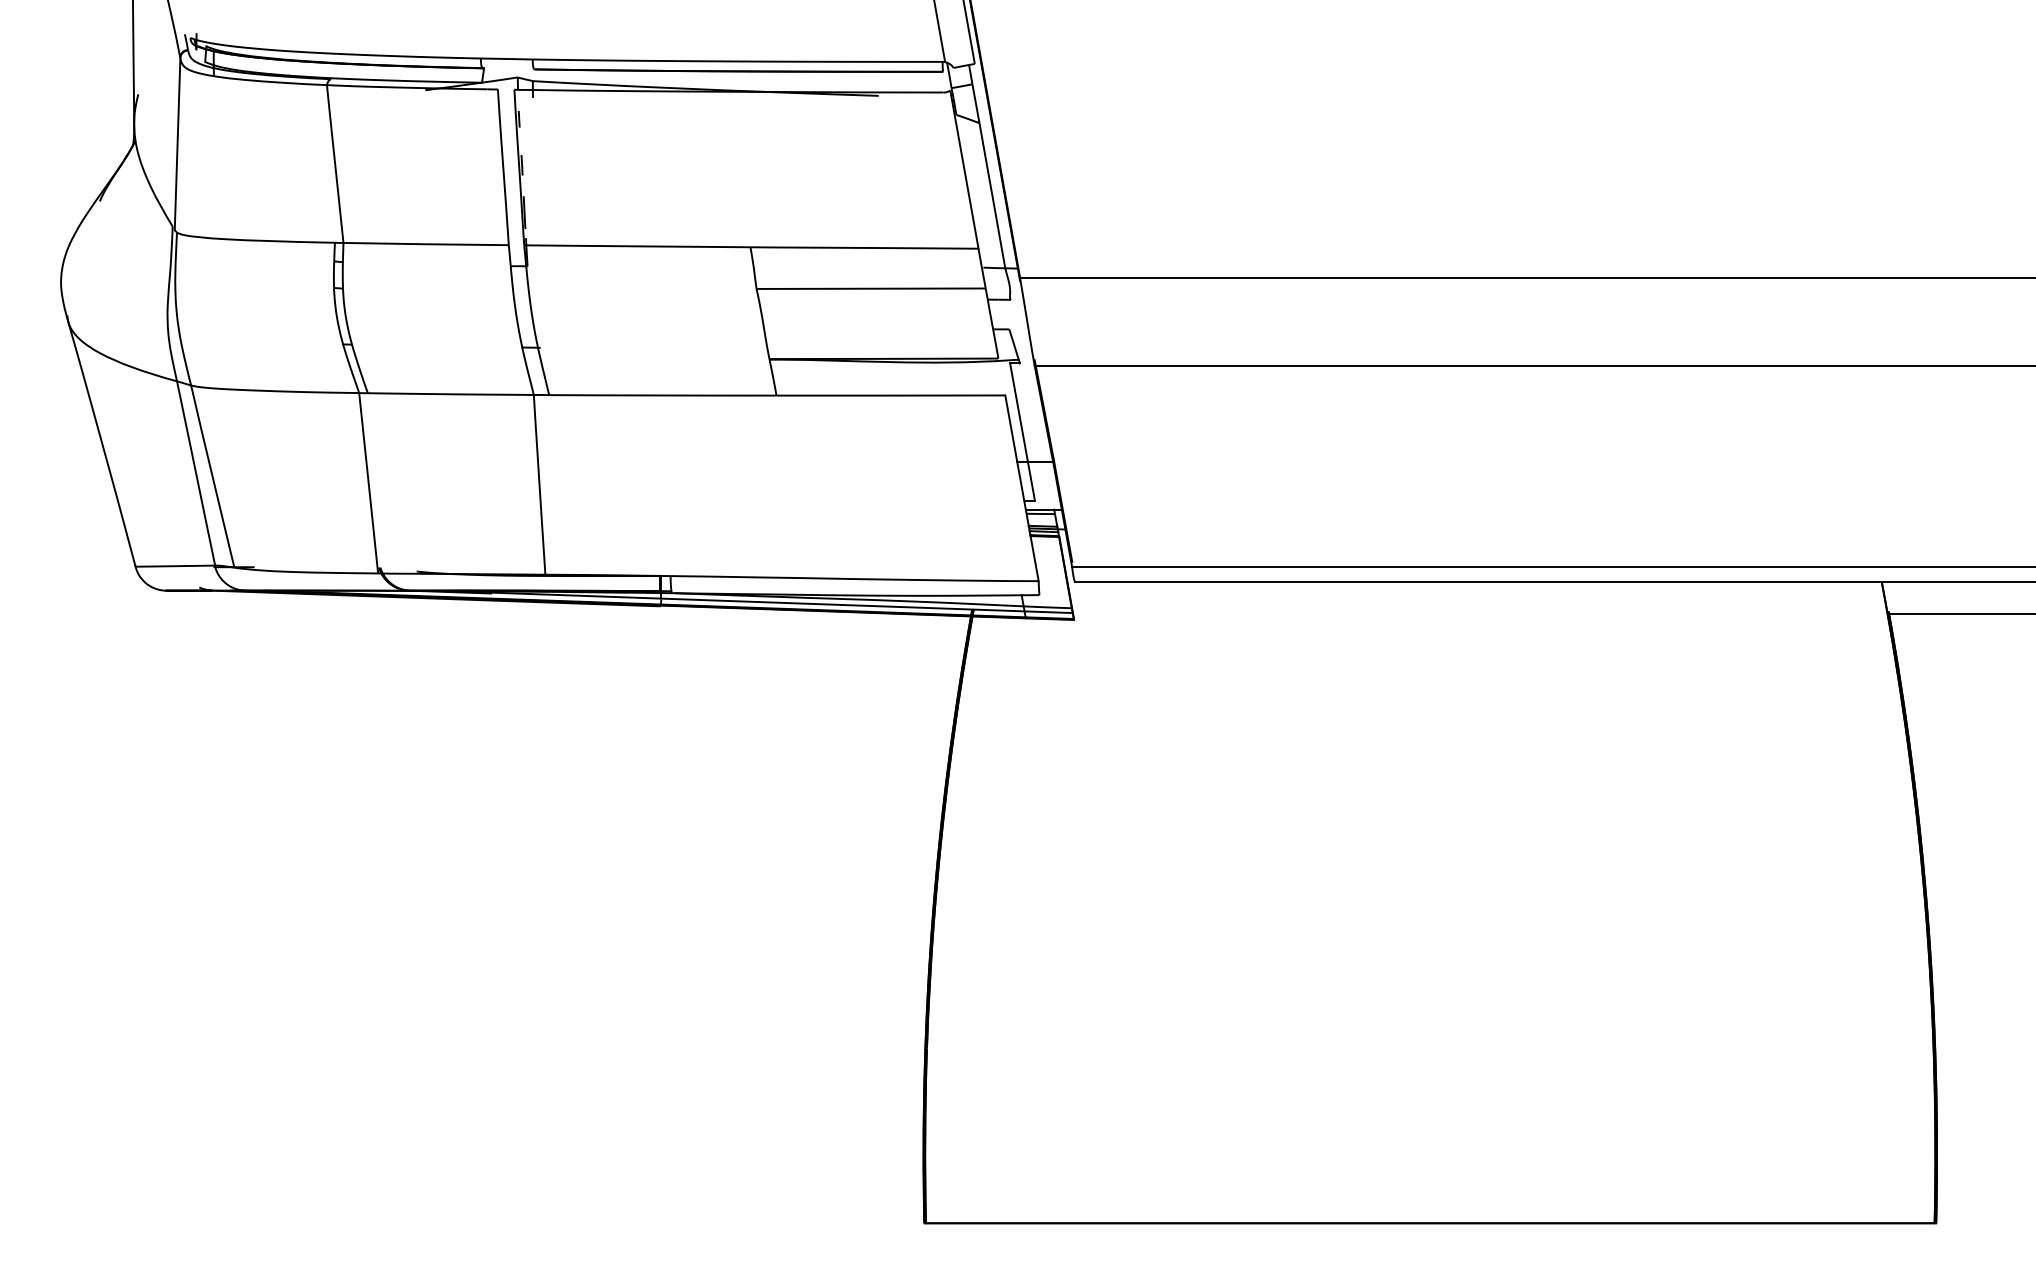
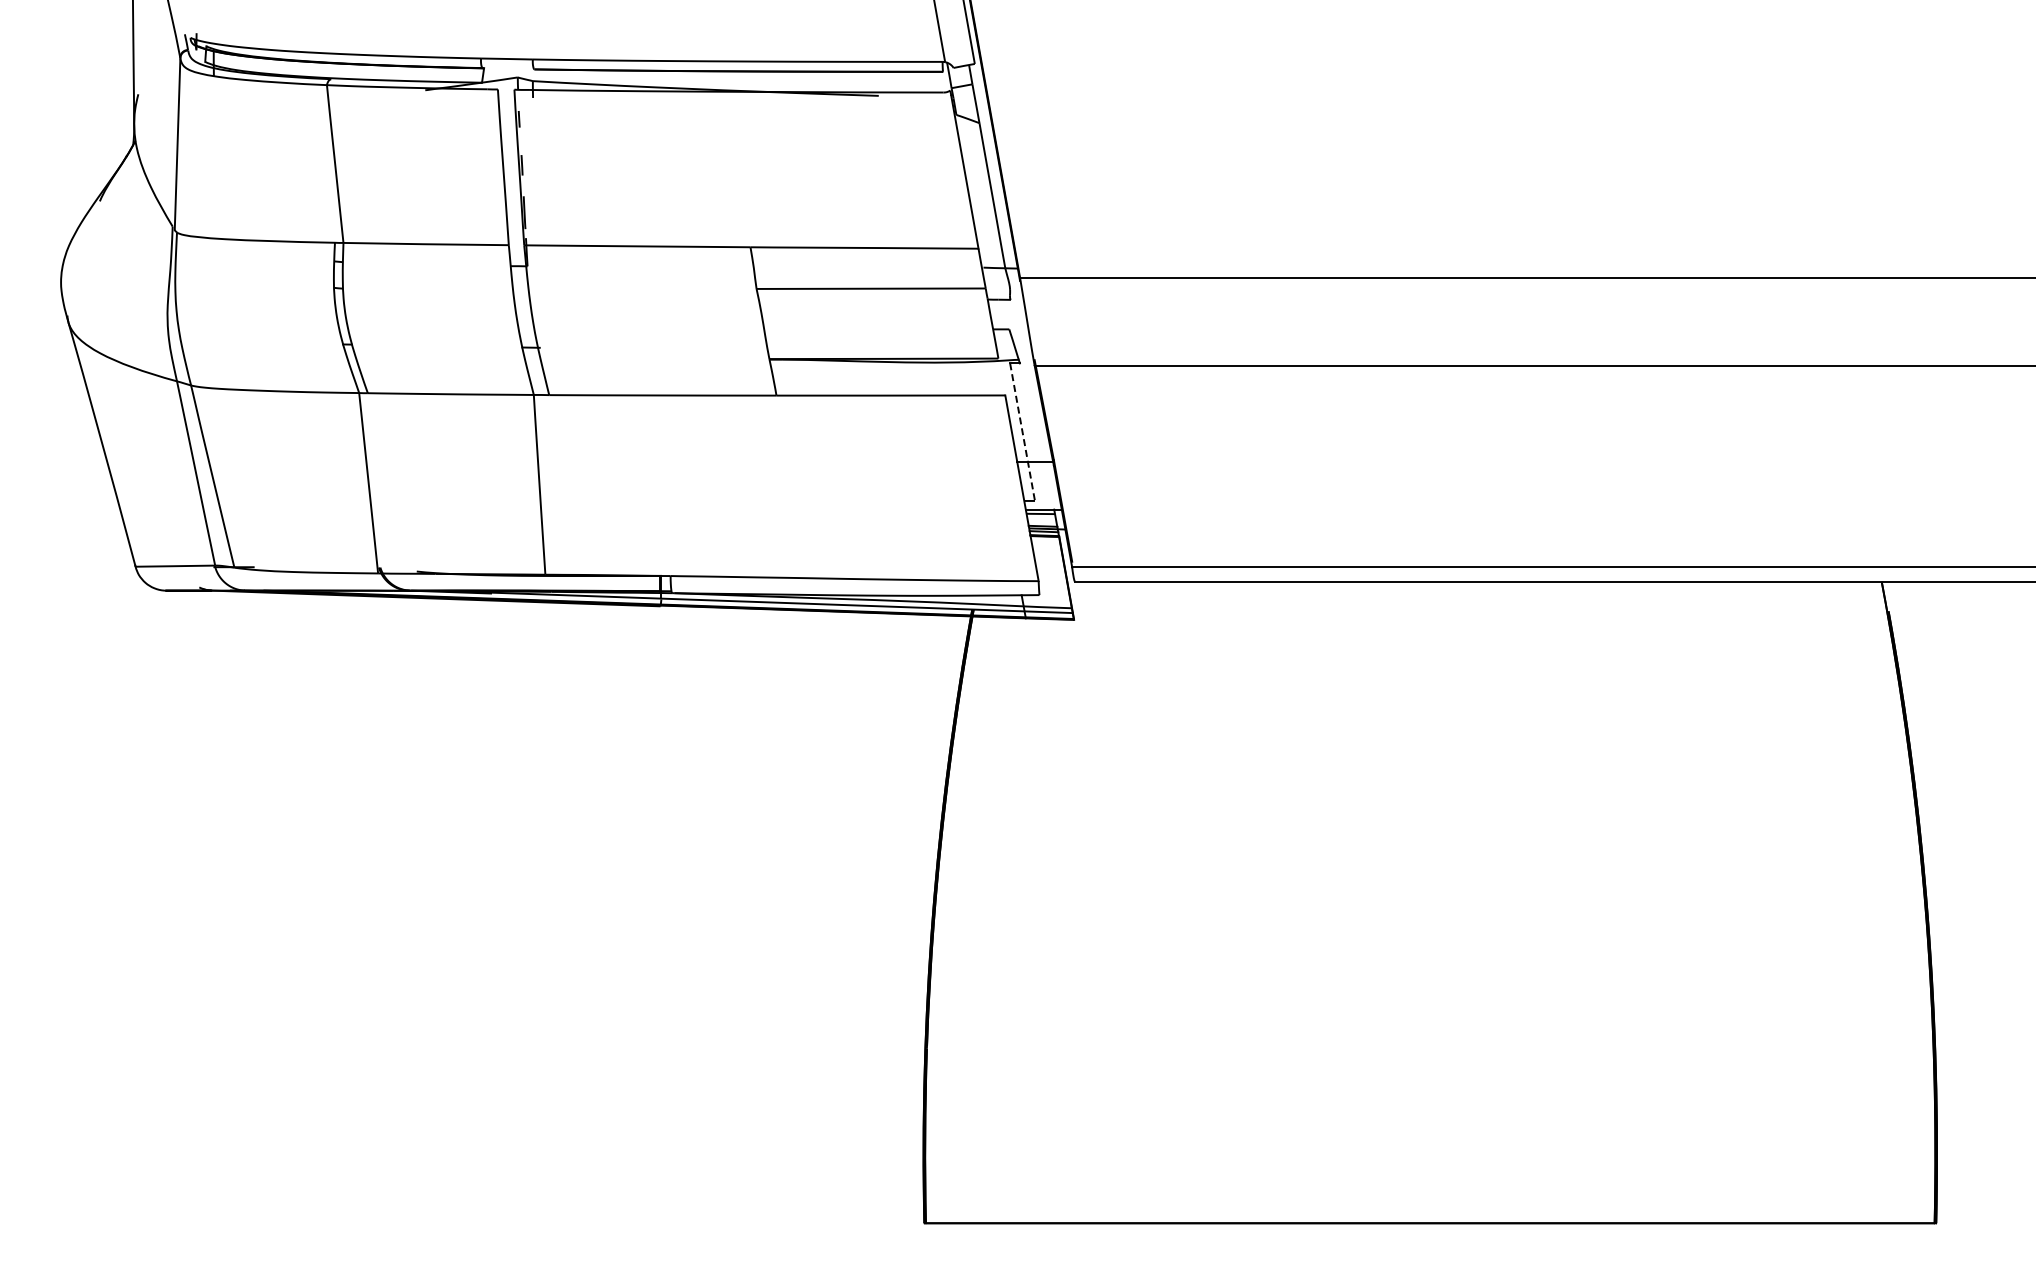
line: solid -> dashed (1022, 432)
line: present -> none (1959, 613)
